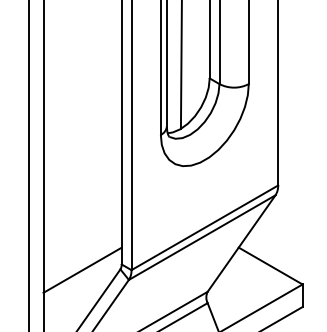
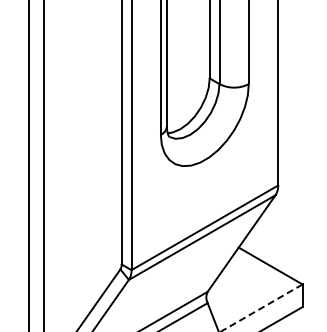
line: present -> none (180, 65)
line: present -> none (82, 269)
line: solid -> dashed (261, 308)
